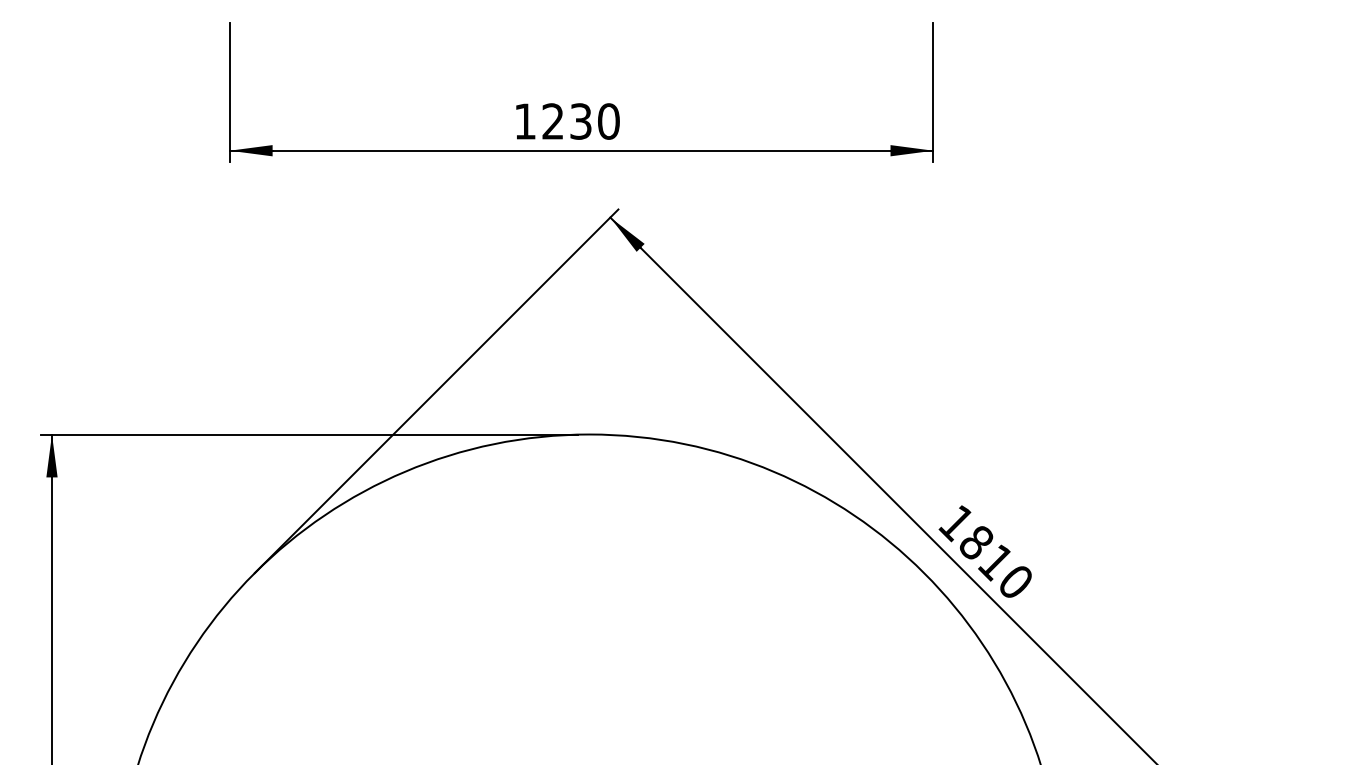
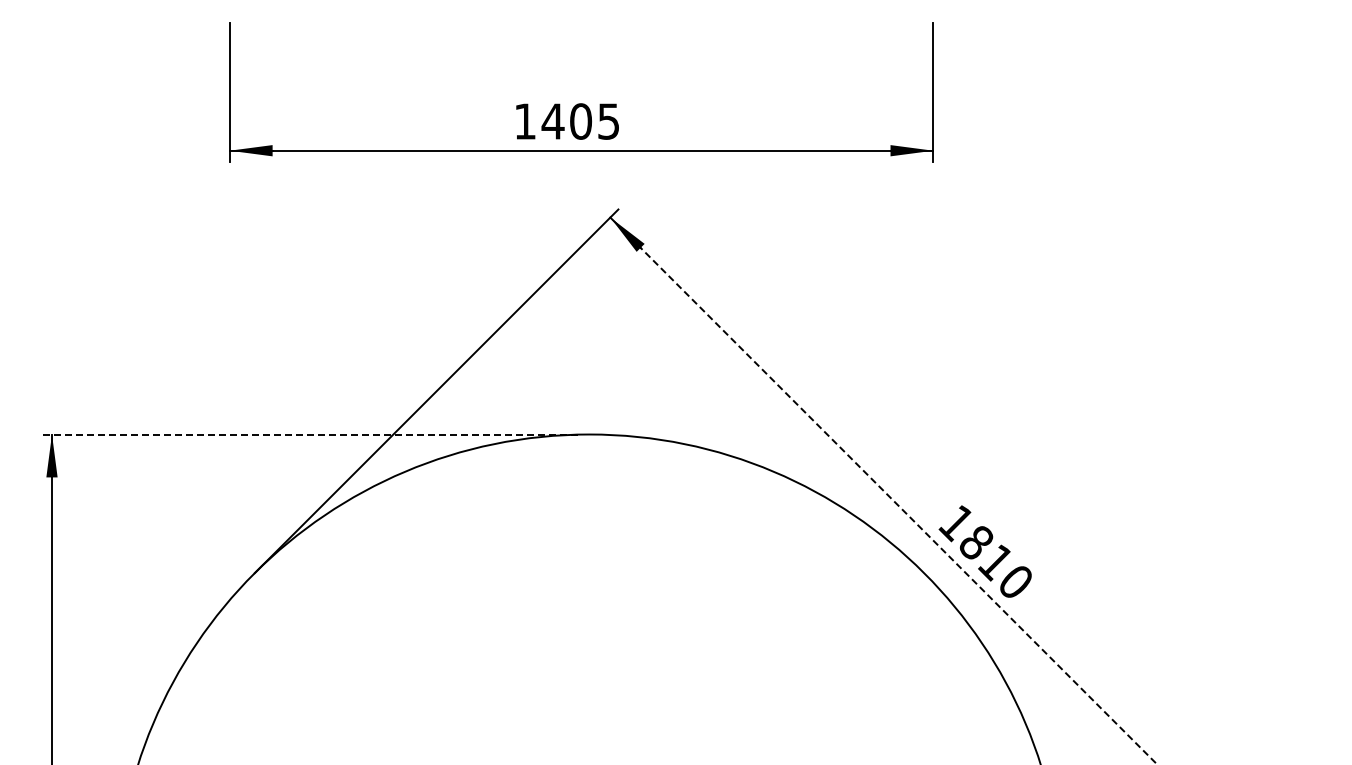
text: 1230 -> 1405 (580, 121)
line: solid -> dashed (309, 434)
line: solid -> dashed (898, 505)
